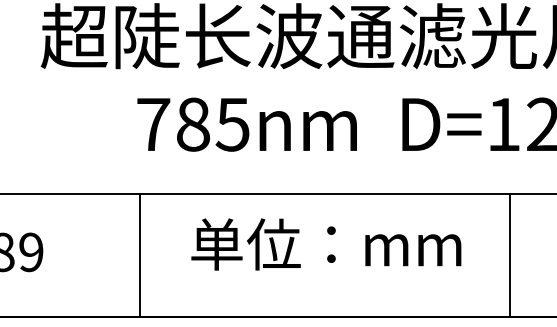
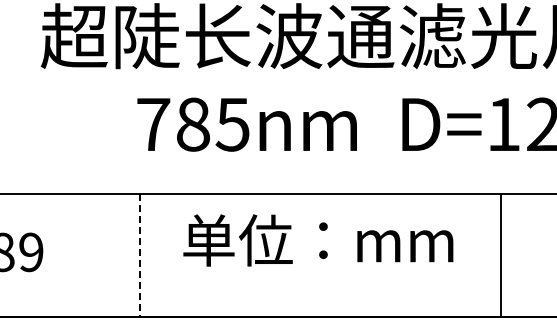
text position: (326, 244) -> (318, 240) (318, 240)
line position: (510, 255) -> (501, 255) (501, 255)
line: solid -> dashed (139, 256)
